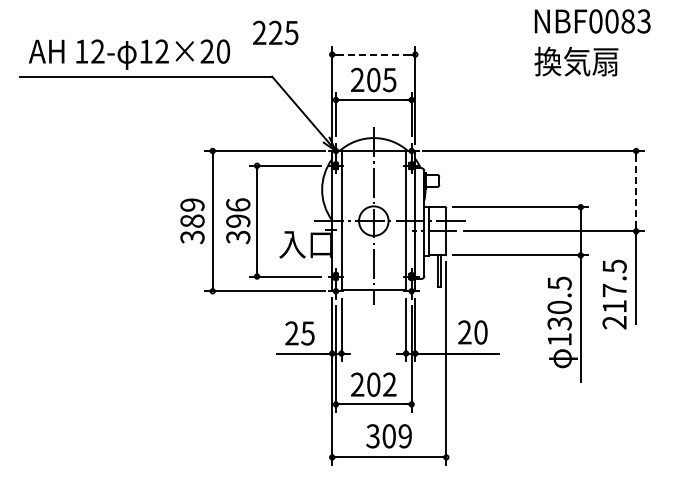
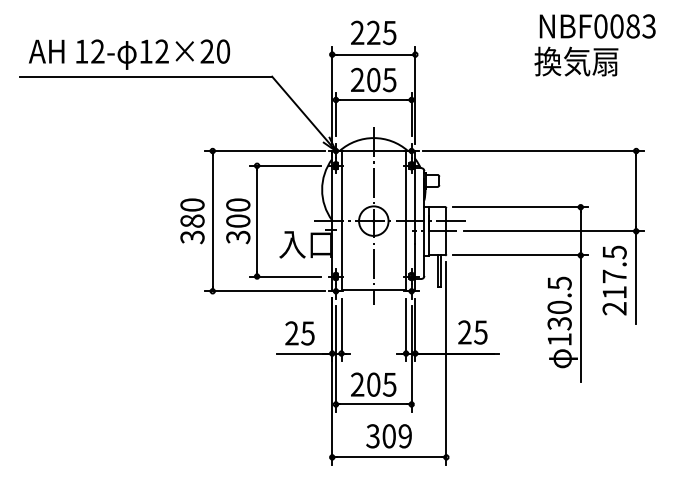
text position: (592, 21) -> (597, 26) (597, 26)
text position: (275, 32) -> (373, 32) (373, 32)
line: dashed -> solid (374, 54)
line: dashed -> solid (636, 191)
text: 389 -> 380 (192, 204)
text: 396 -> 300 (238, 212)
text position: (614, 294) -> (614, 280) (614, 280)
text: 20 -> 25 (480, 332)
text: 202 -> 205 (389, 384)
